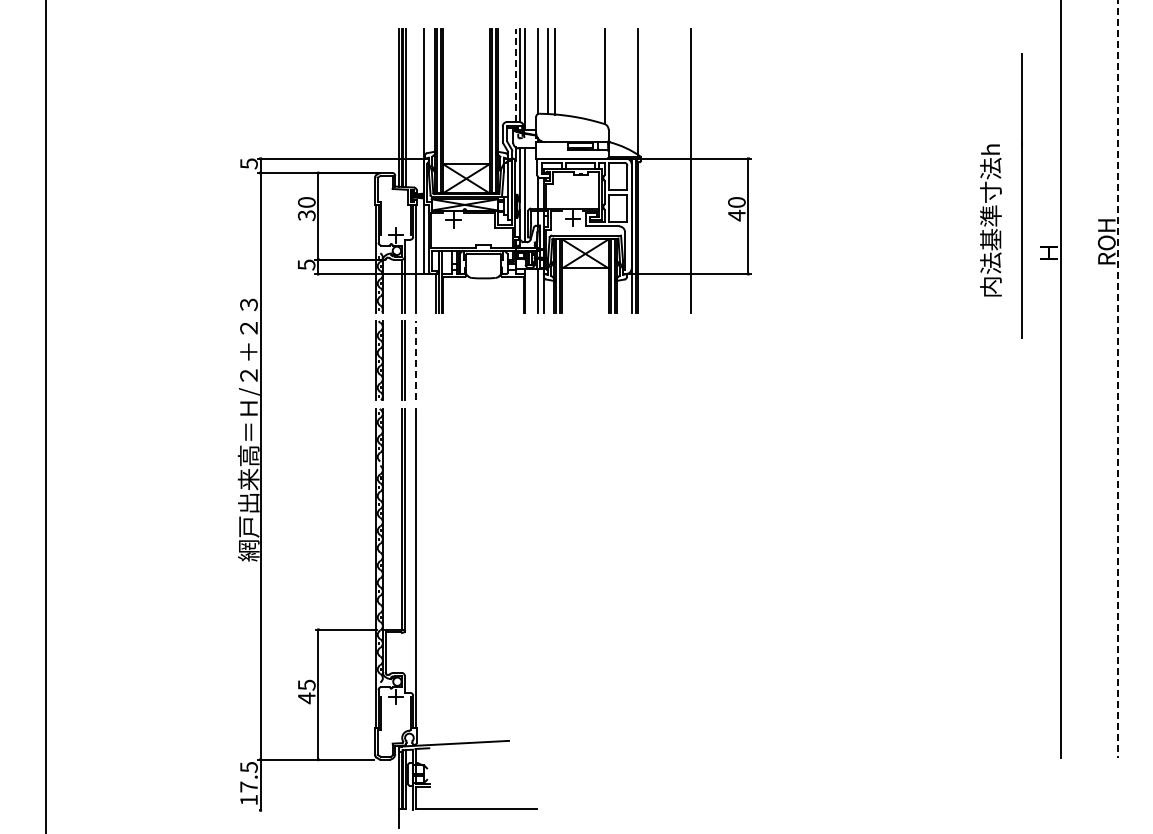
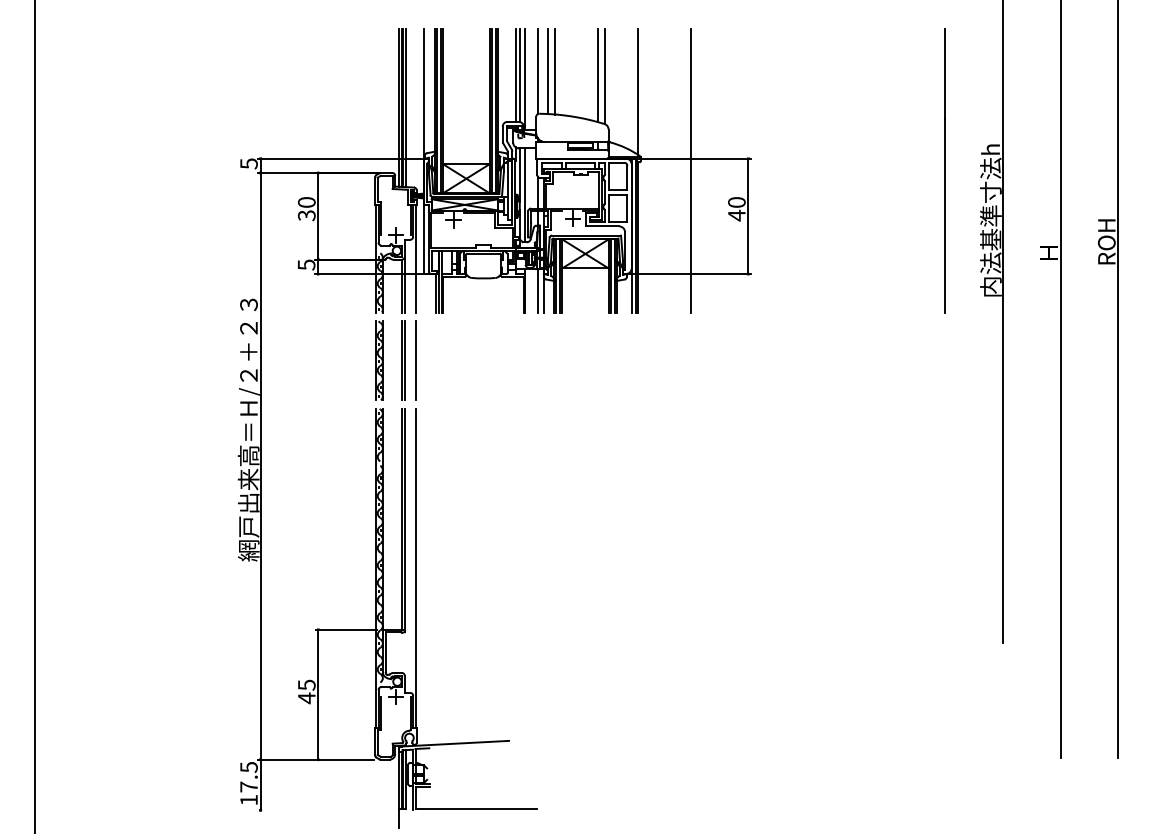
line: dashed -> solid (515, 75)
line: none -> present (597, 75)
line position: (1021, 195) -> (944, 170) (944, 170)
line: none -> present (1002, 322)
line: dashed -> solid (416, 360)
line: dashed -> solid (1118, 379)
line position: (45, 416) -> (34, 416) (34, 416)
